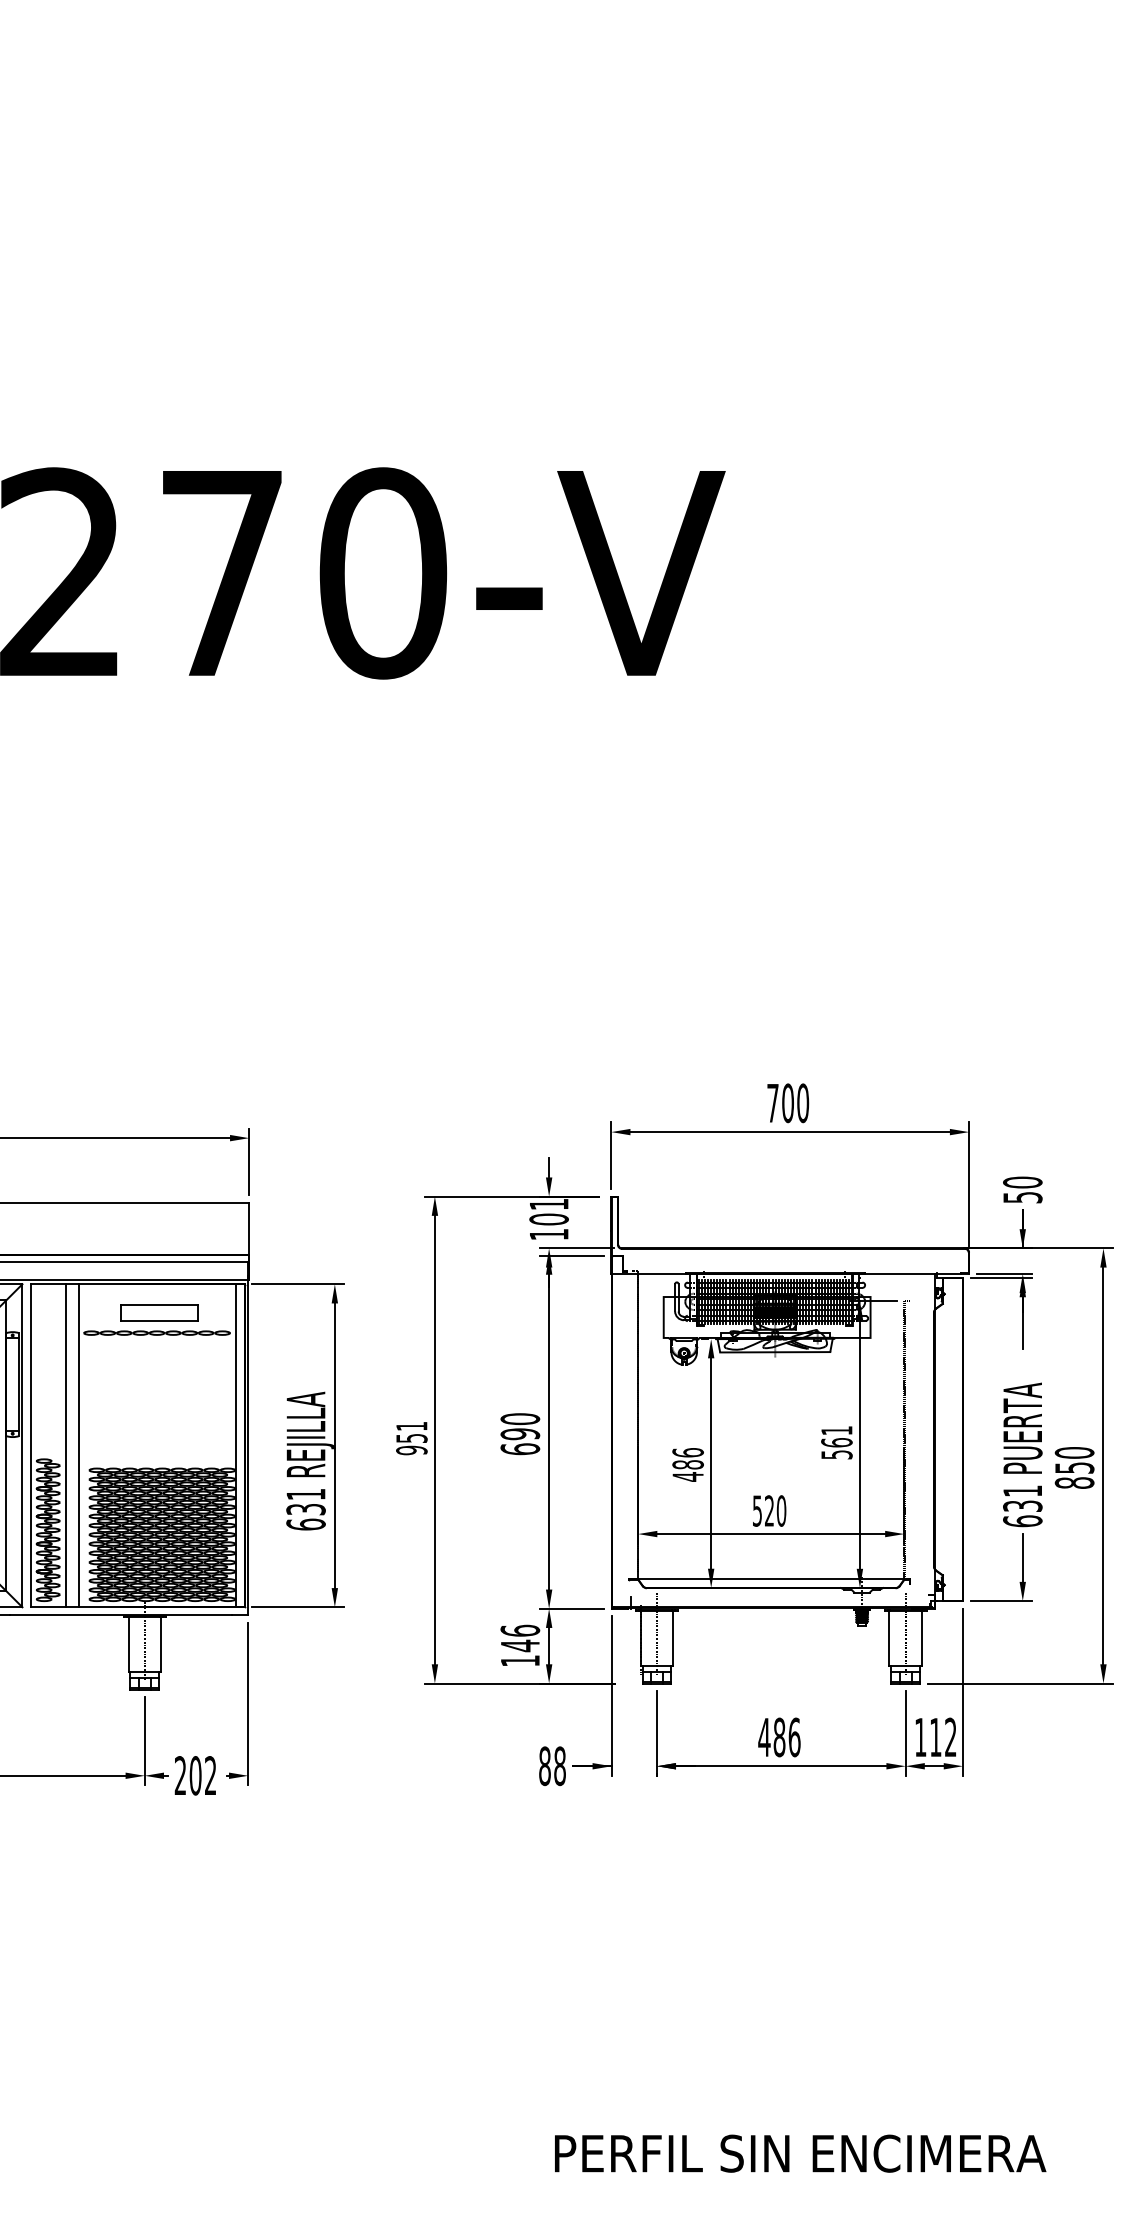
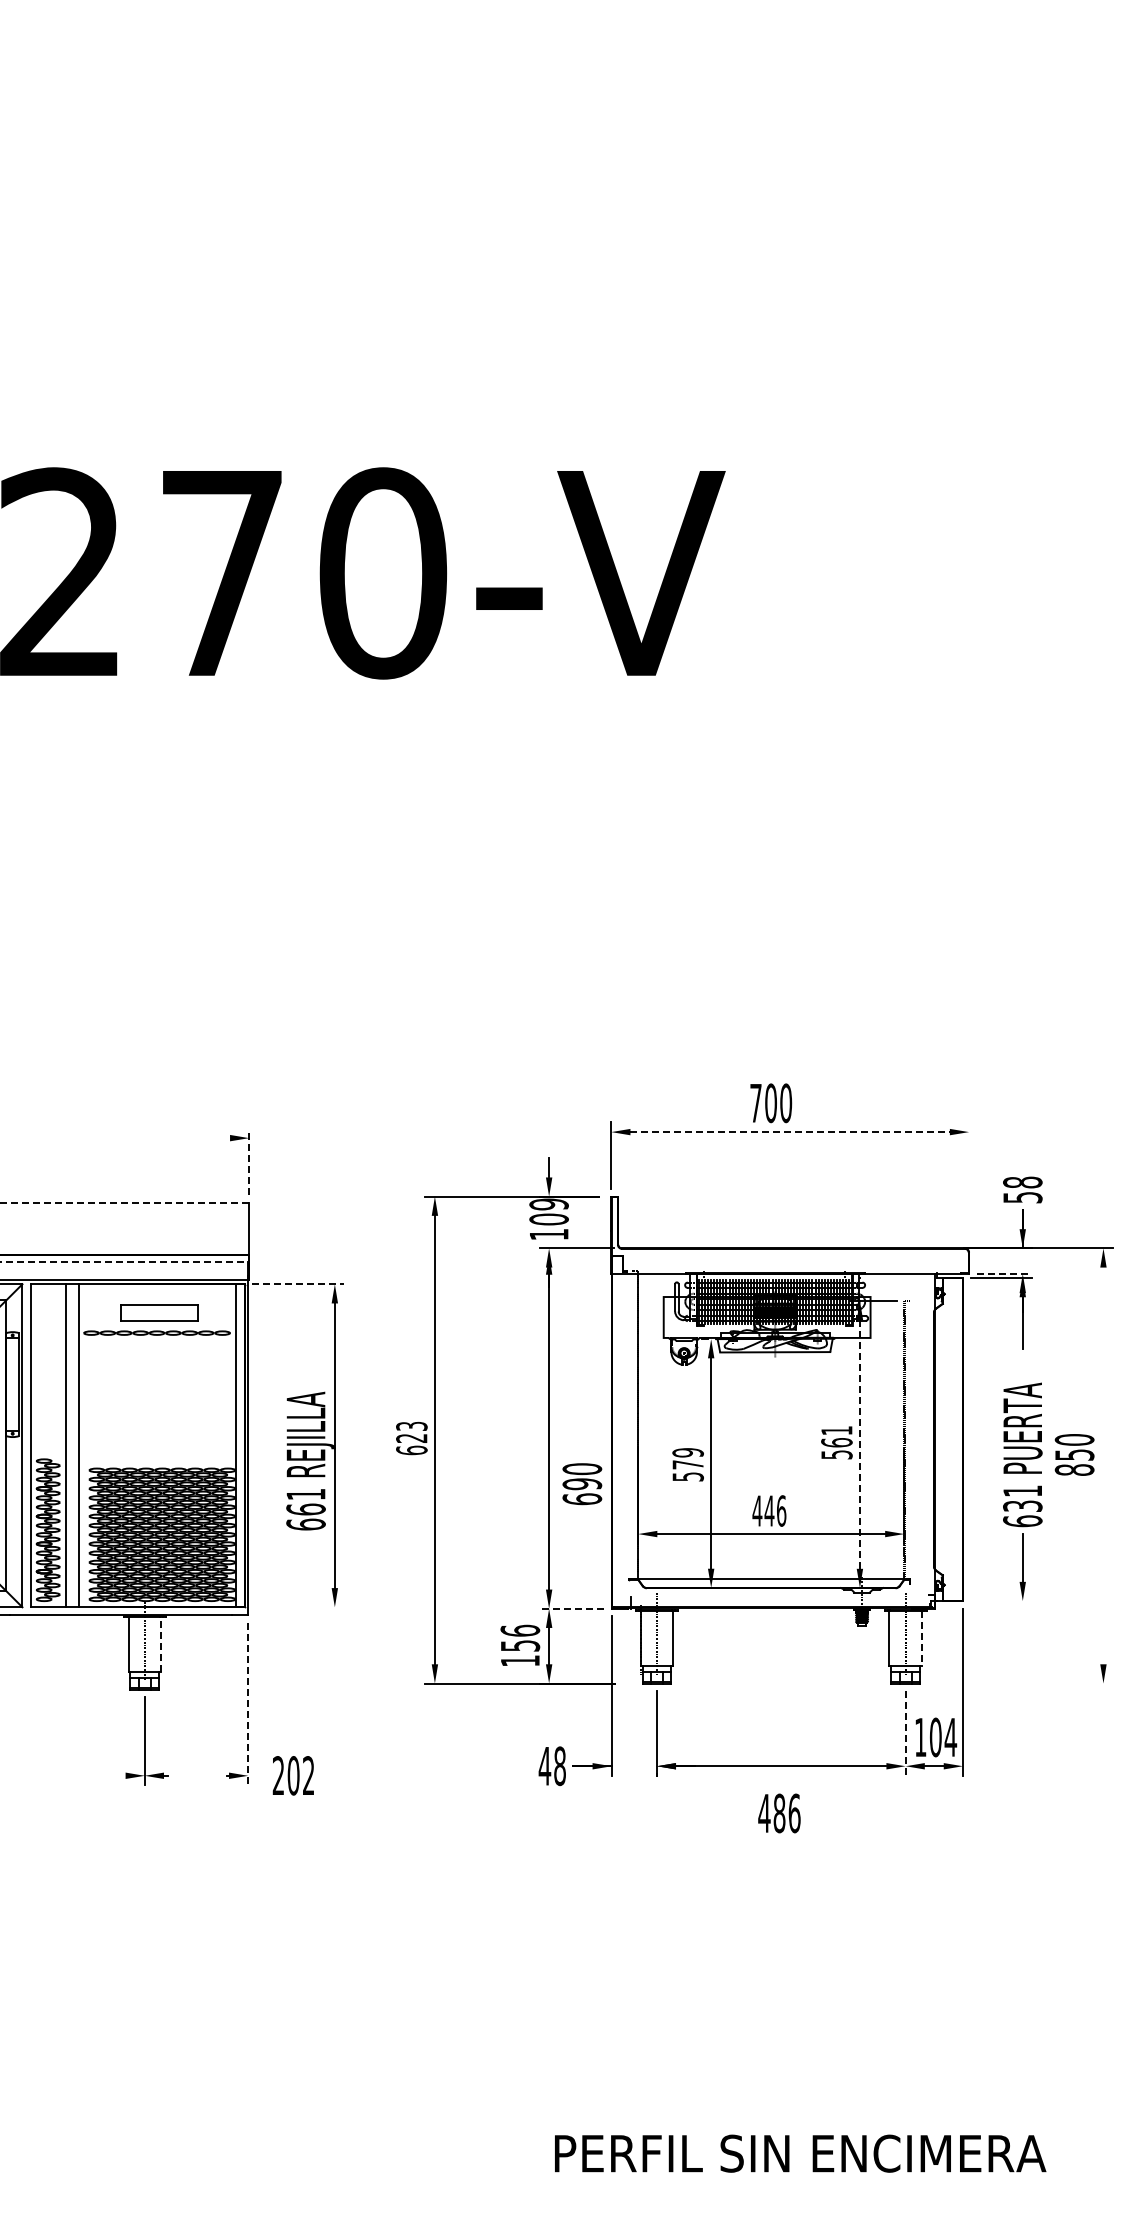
text position: (788, 1103) -> (771, 1103) (771, 1103)
line: solid -> dashed (790, 1132)
line: present -> none (116, 1138)
line: solid -> dashed (249, 1161)
text: 50 -> 58 (1022, 1182)
line: present -> none (969, 1185)
line: solid -> dashed (124, 1202)
text: 101 -> 109 (548, 1204)
line: present -> none (571, 1255)
line: solid -> dashed (124, 1261)
line: solid -> dashed (1004, 1273)
line: solid -> dashed (298, 1284)
text position: (520, 1434) -> (582, 1484) (582, 1484)
text: 951 -> 623 (411, 1438)
line: solid -> dashed (859, 1444)
text: 486 -> 579 (687, 1464)
line: present -> none (1103, 1465)
text position: (1074, 1467) -> (1074, 1454) (1074, 1454)
text: 631 -> 661 (305, 1509)
text: 520 -> 446 (769, 1510)
line: present -> none (1001, 1601)
line: present -> none (298, 1607)
line: solid -> dashed (571, 1608)
line: solid -> dashed (921, 1638)
line: solid -> dashed (161, 1644)
text: 146 -> 156 (520, 1645)
line: present -> none (1020, 1683)
line: solid -> dashed (248, 1704)
line: solid -> dashed (905, 1734)
text position: (779, 1737) -> (779, 1813) (779, 1813)
text: 112 -> 104 (943, 1737)
text: 88 -> 48 (544, 1766)
line: present -> none (63, 1775)
text position: (194, 1775) -> (292, 1775) (292, 1775)
